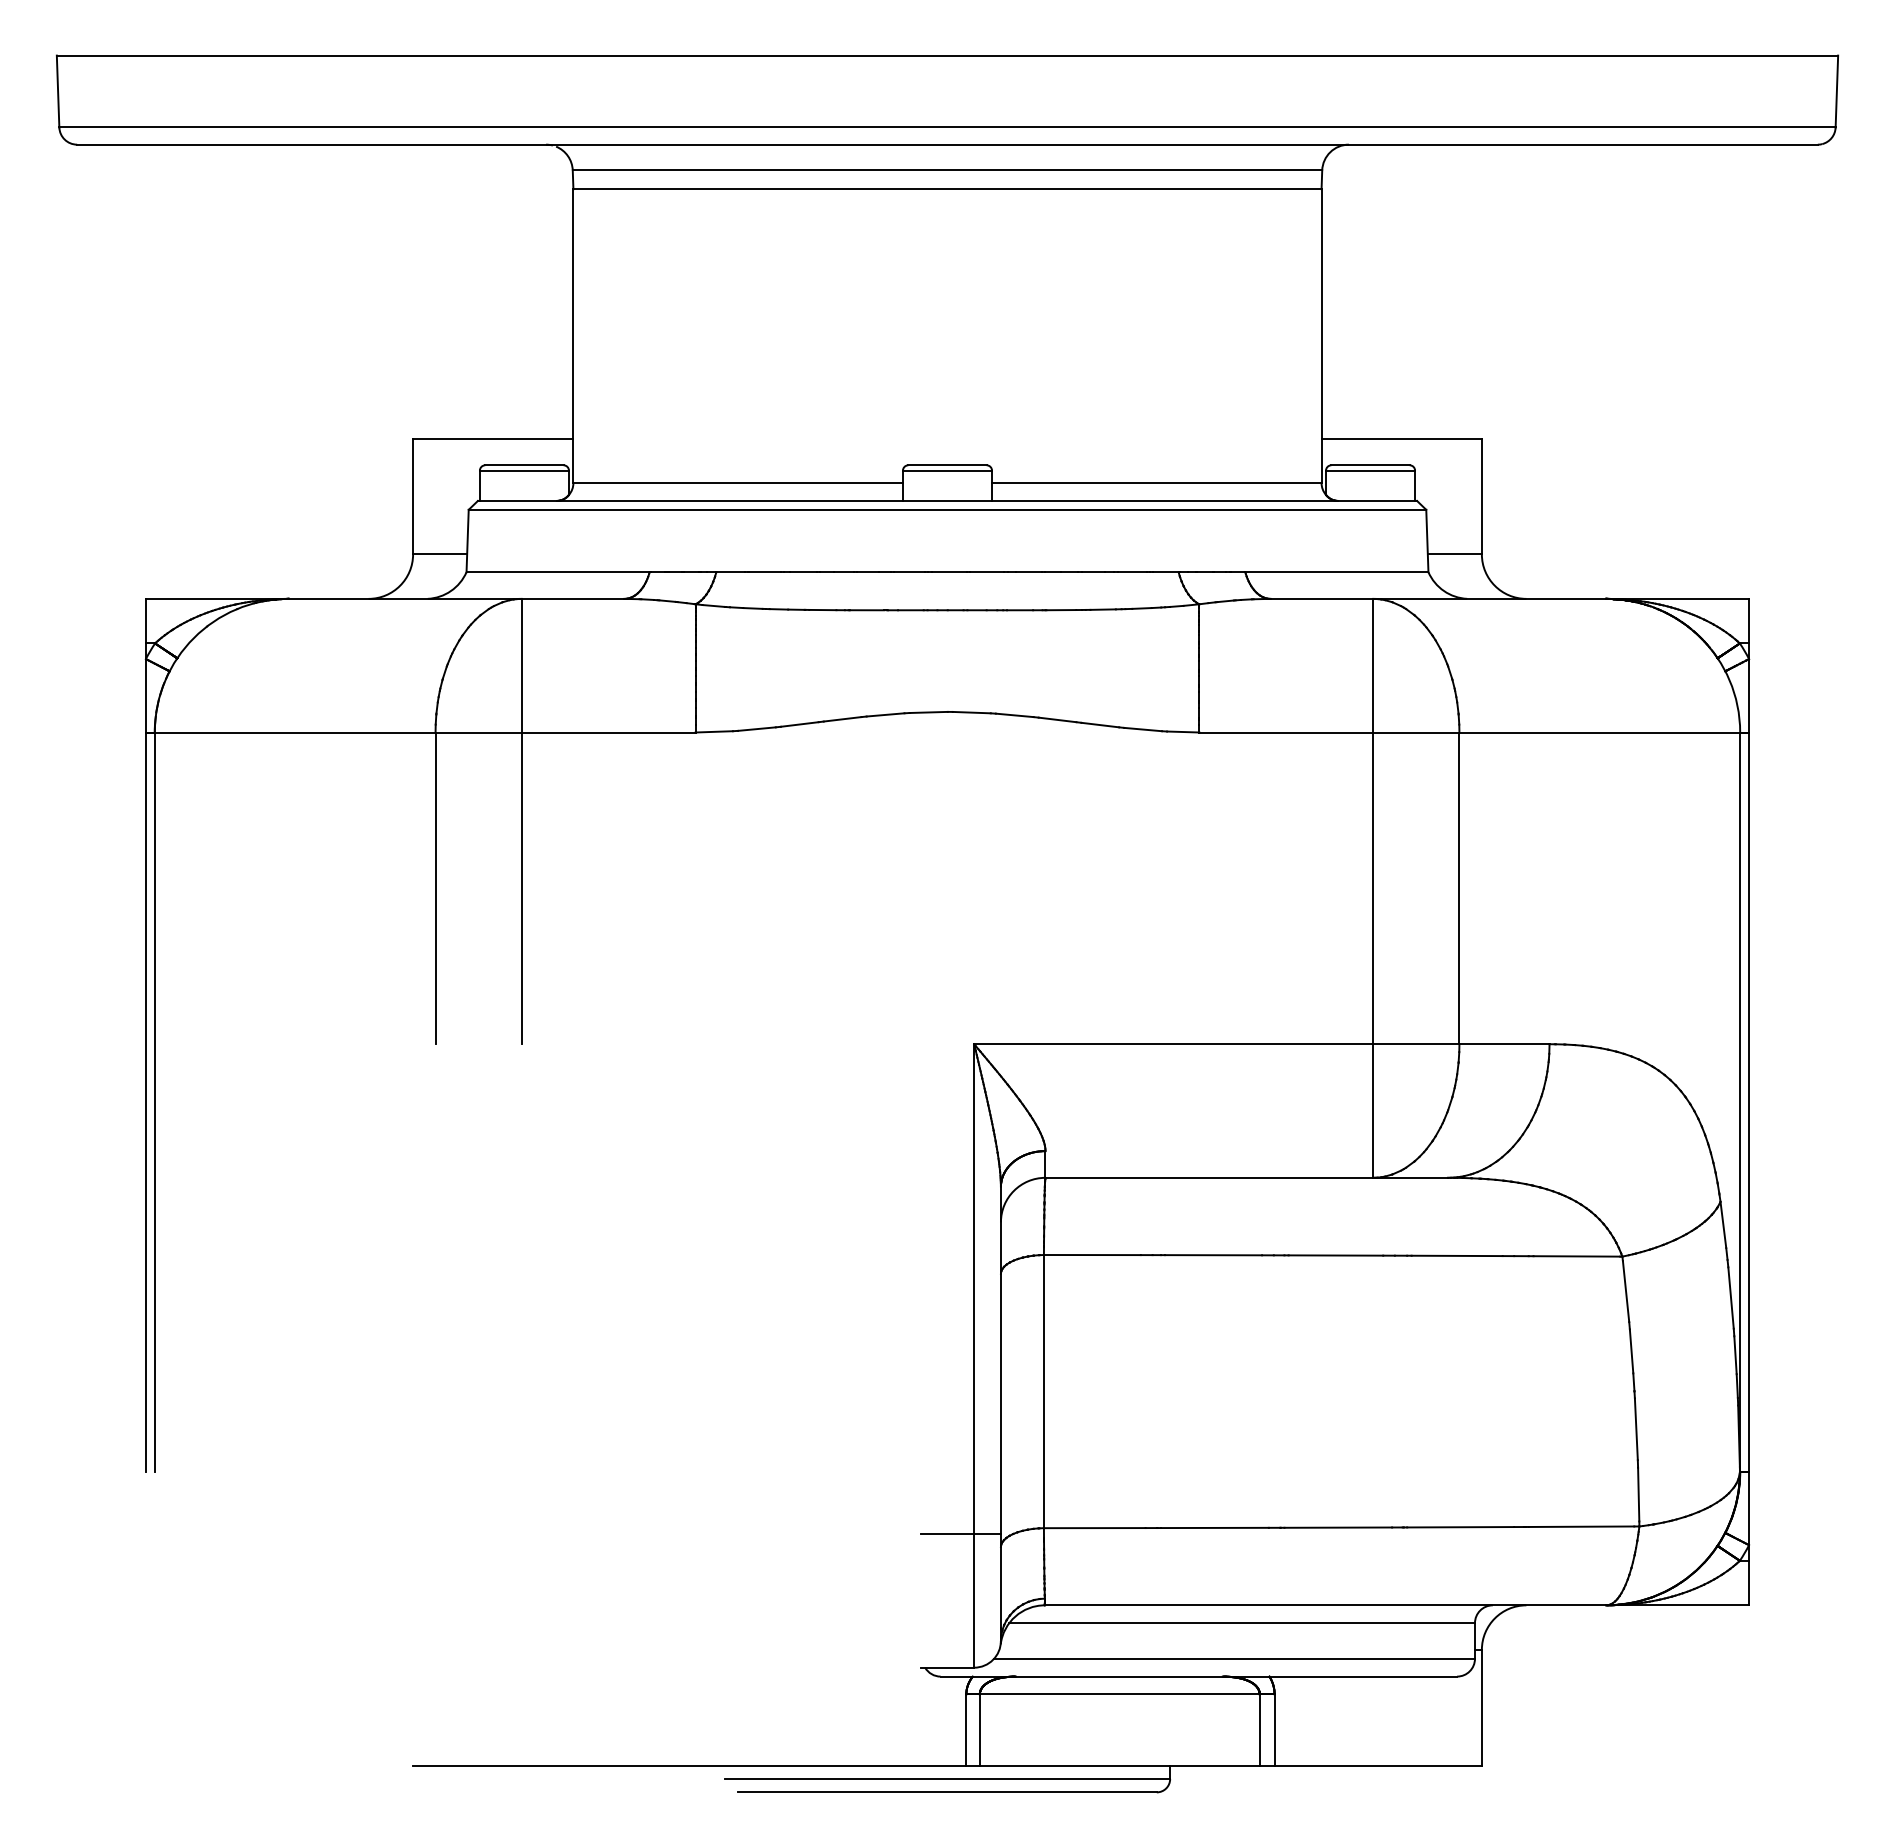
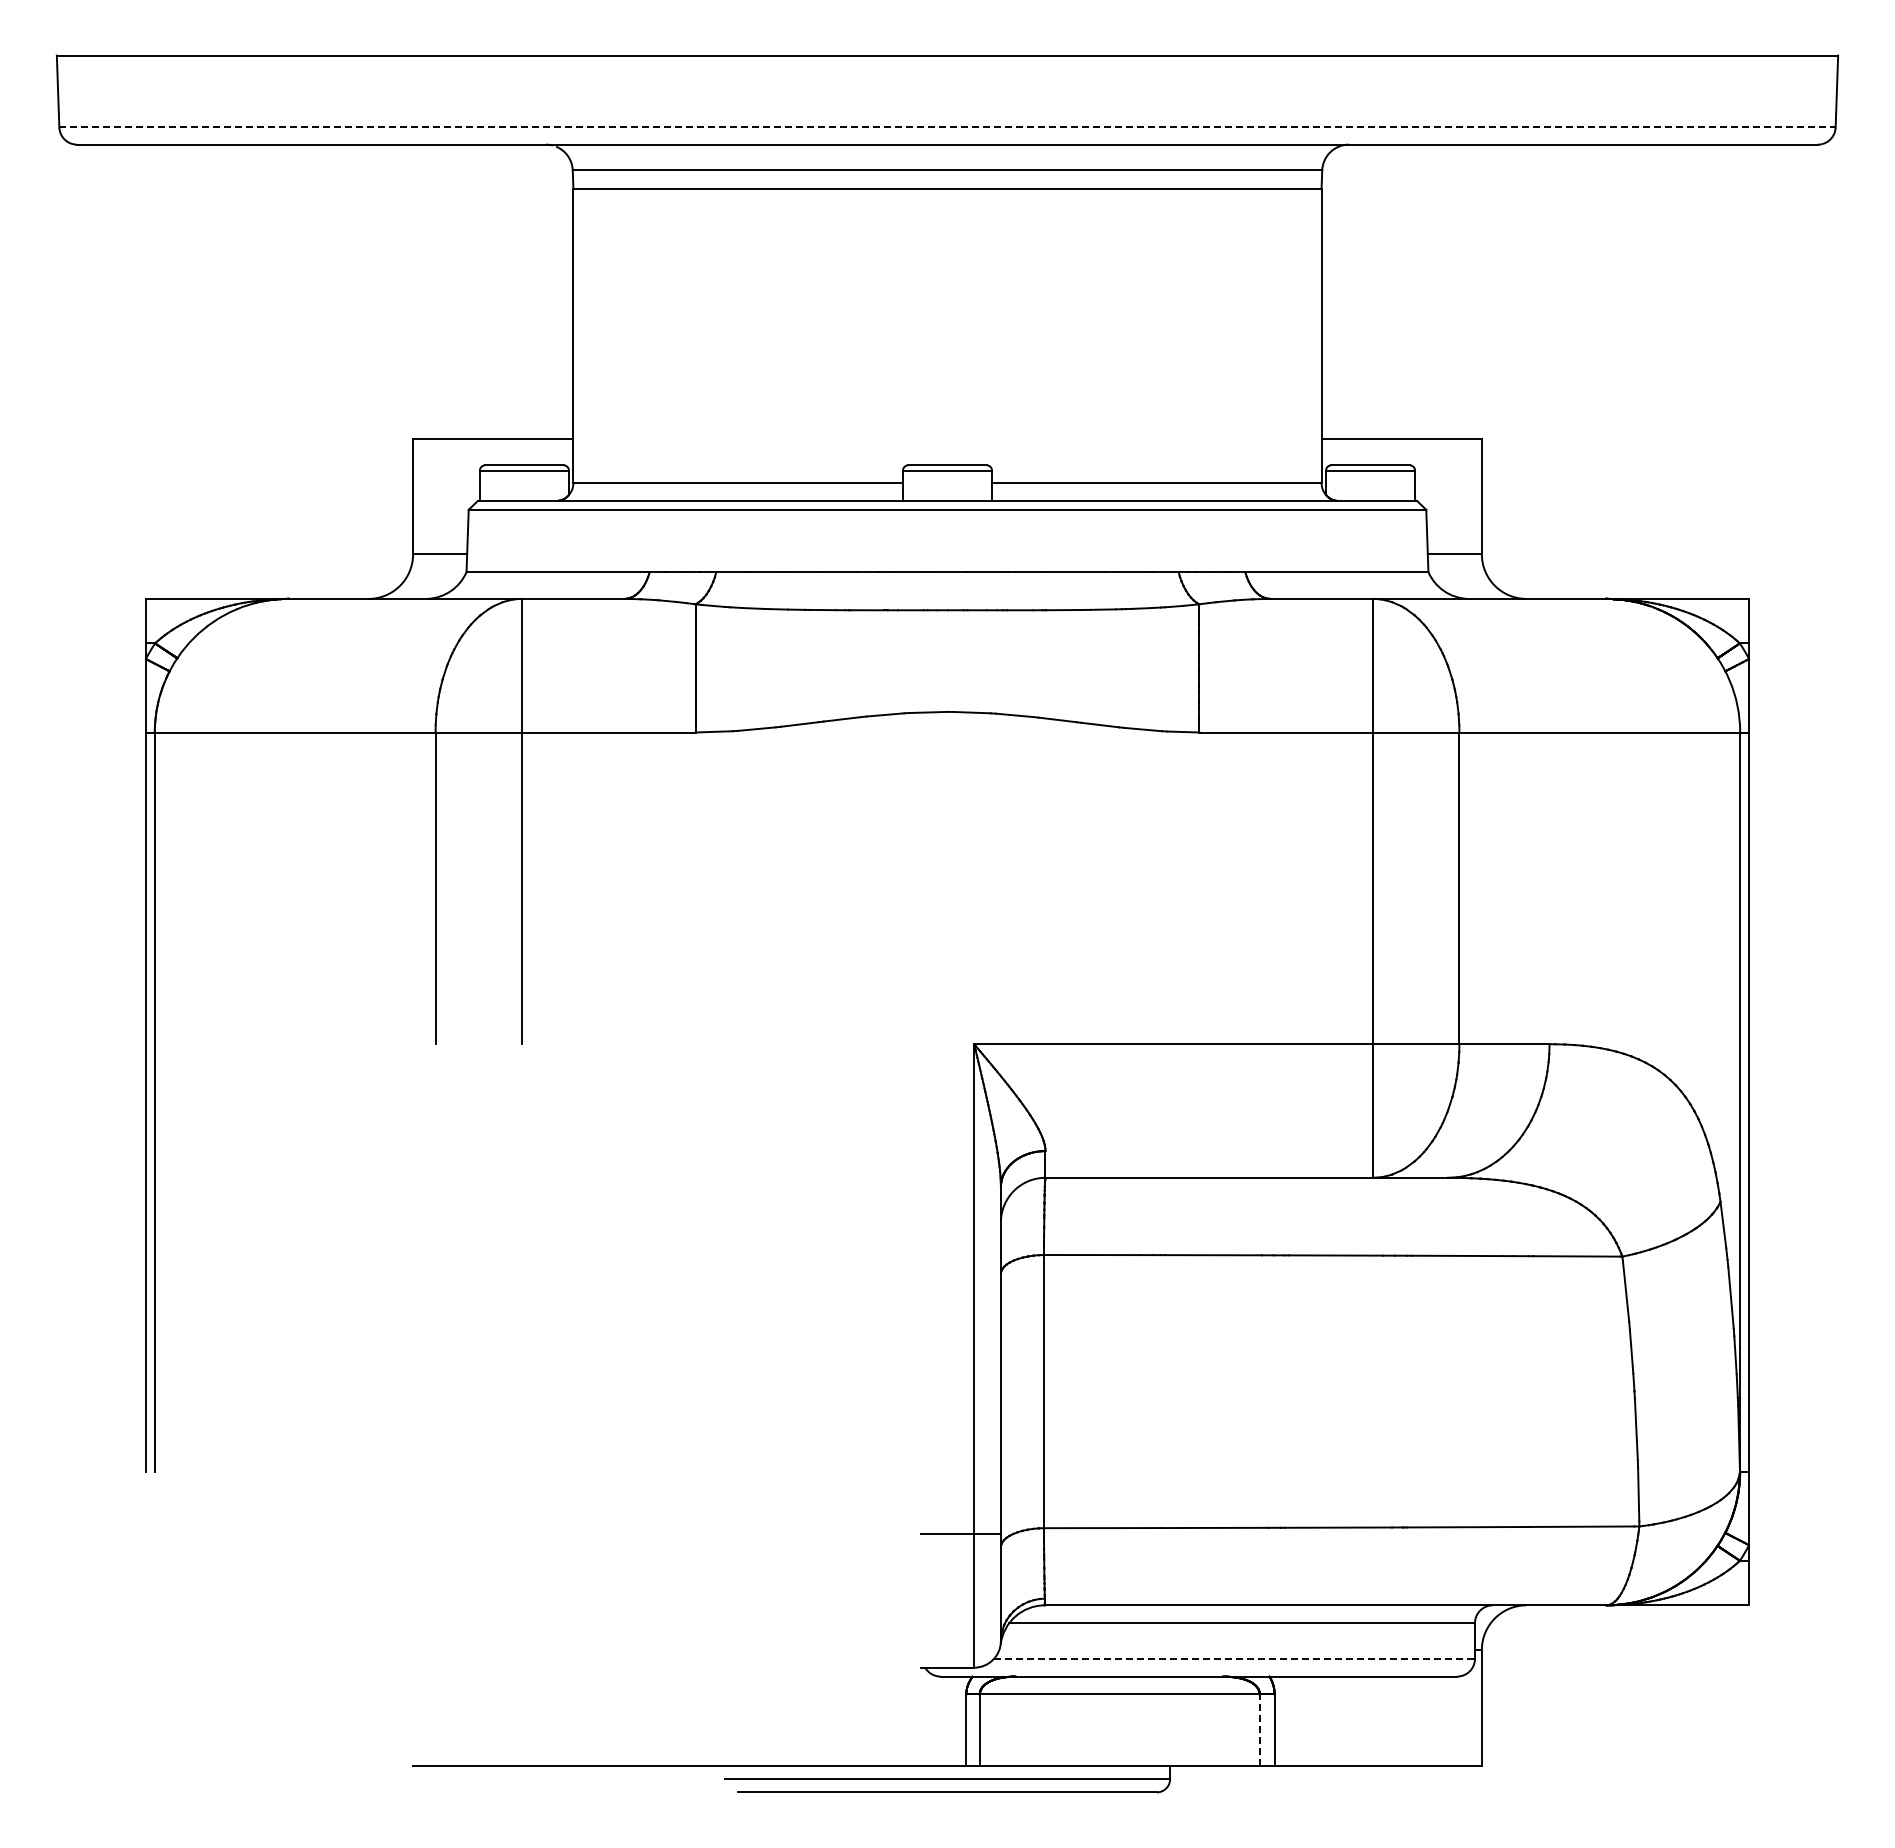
line: solid -> dashed (947, 127)
line: solid -> dashed (1235, 1658)
line: solid -> dashed (1259, 1730)
